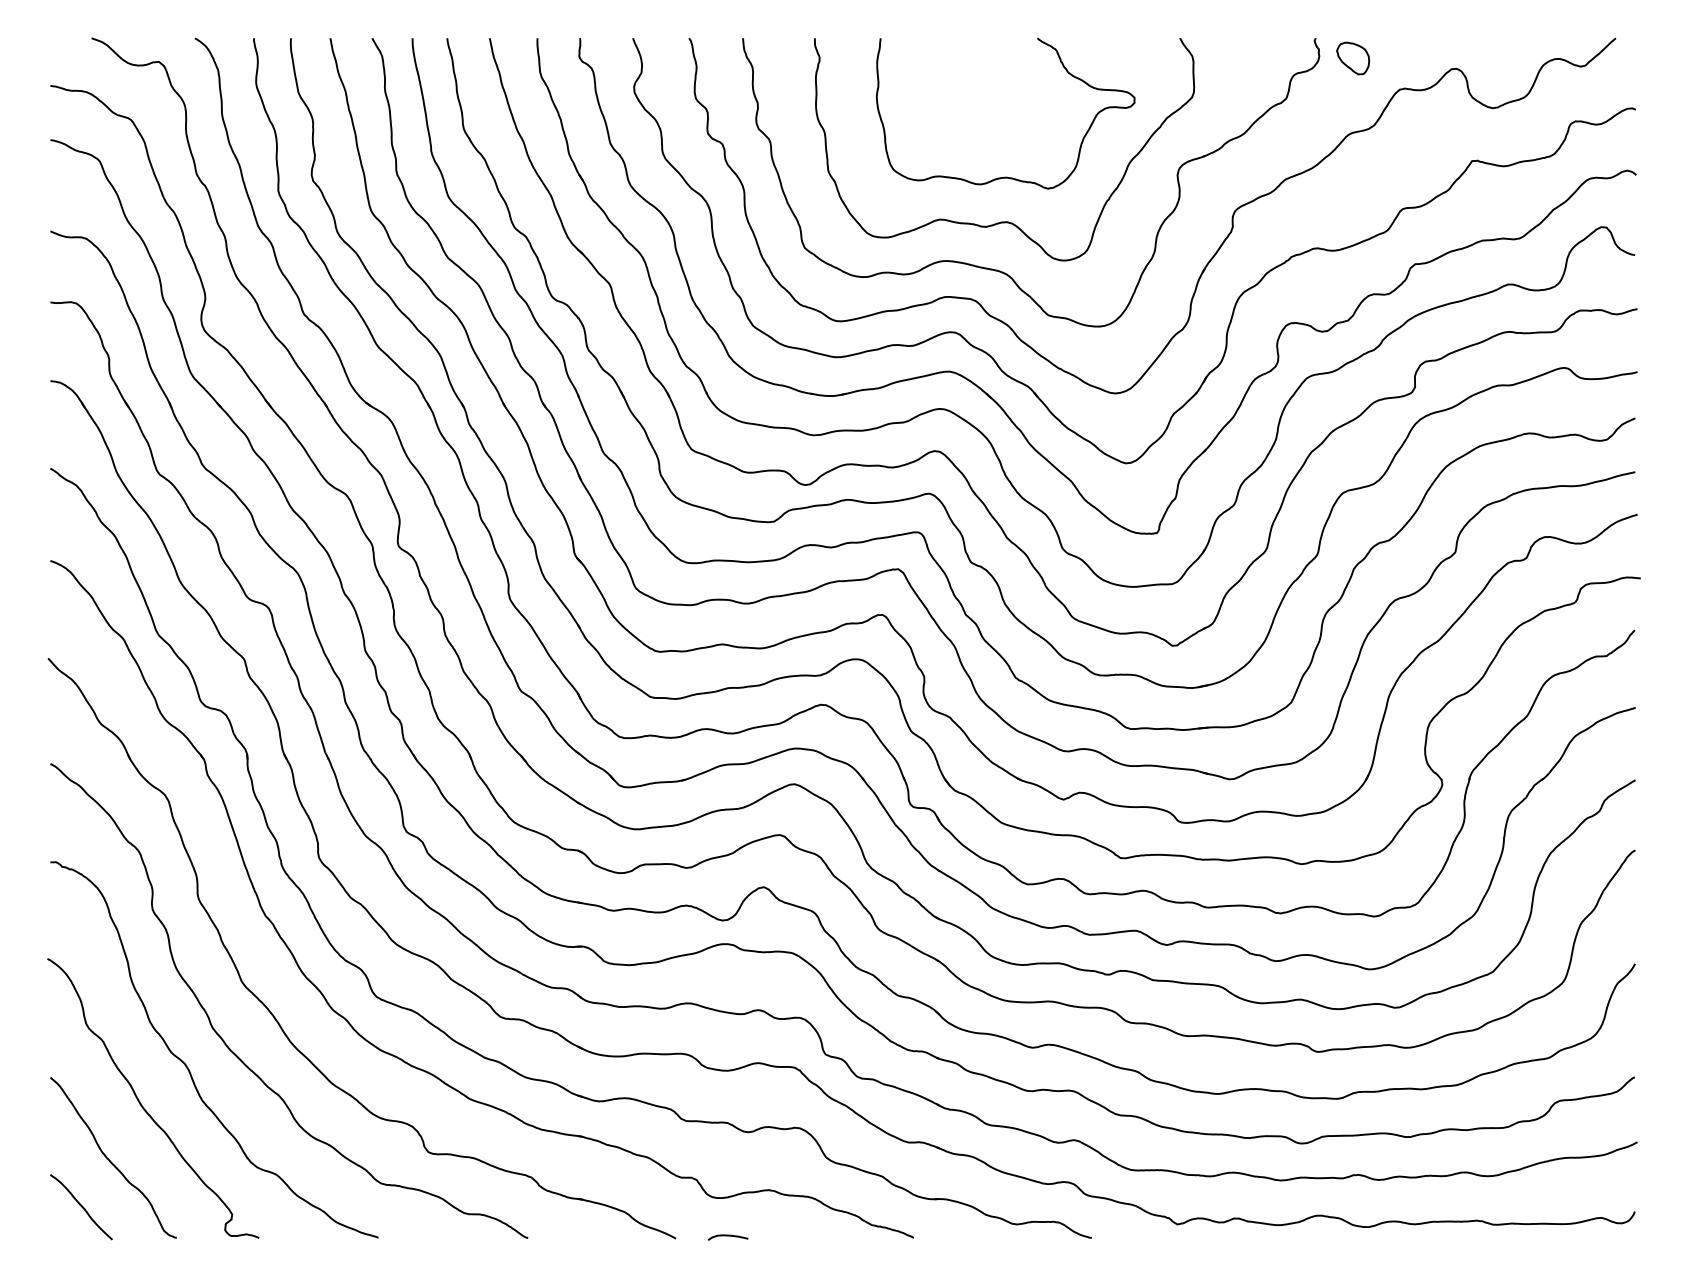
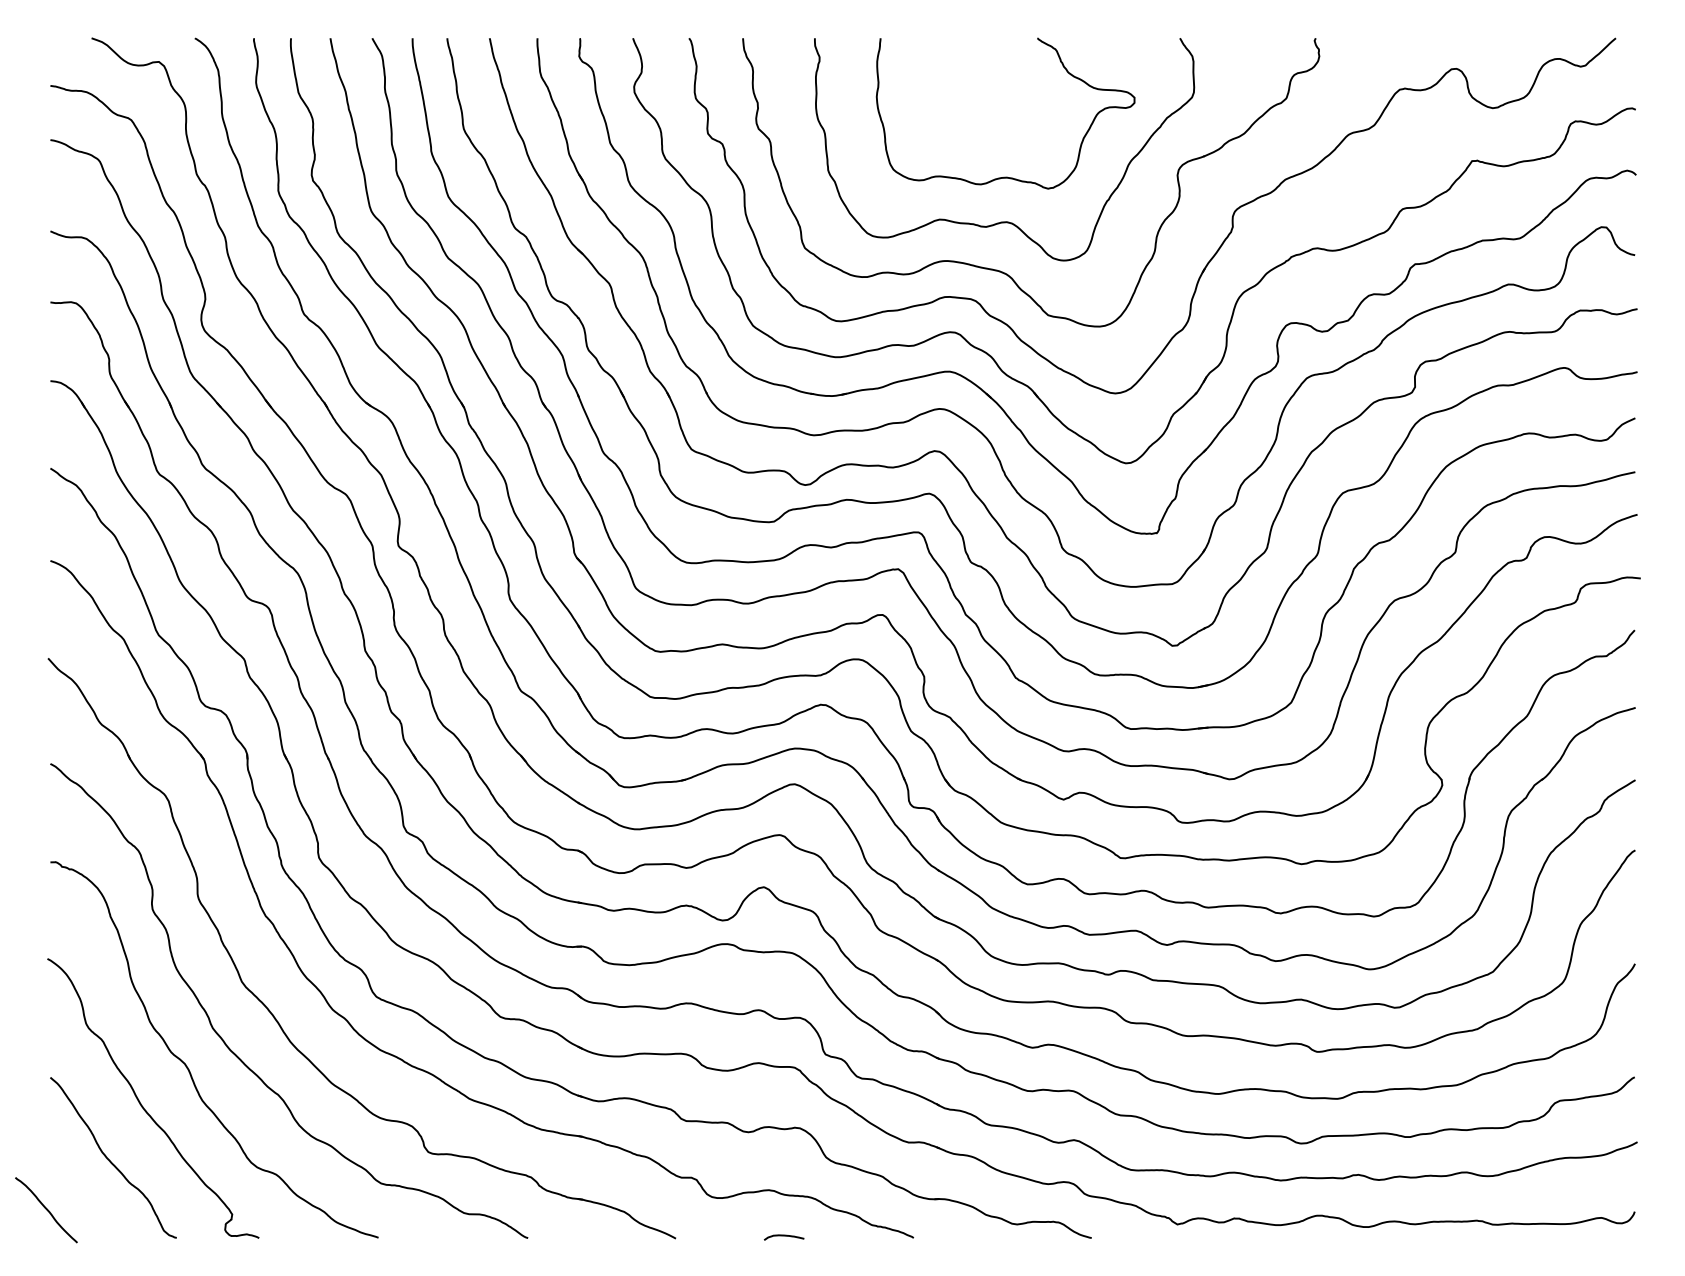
part: present -> none (1353, 58)
curve position: (81, 1207) -> (46, 1210) (46, 1210)
curve position: (728, 1236) -> (784, 1236) (784, 1236)
